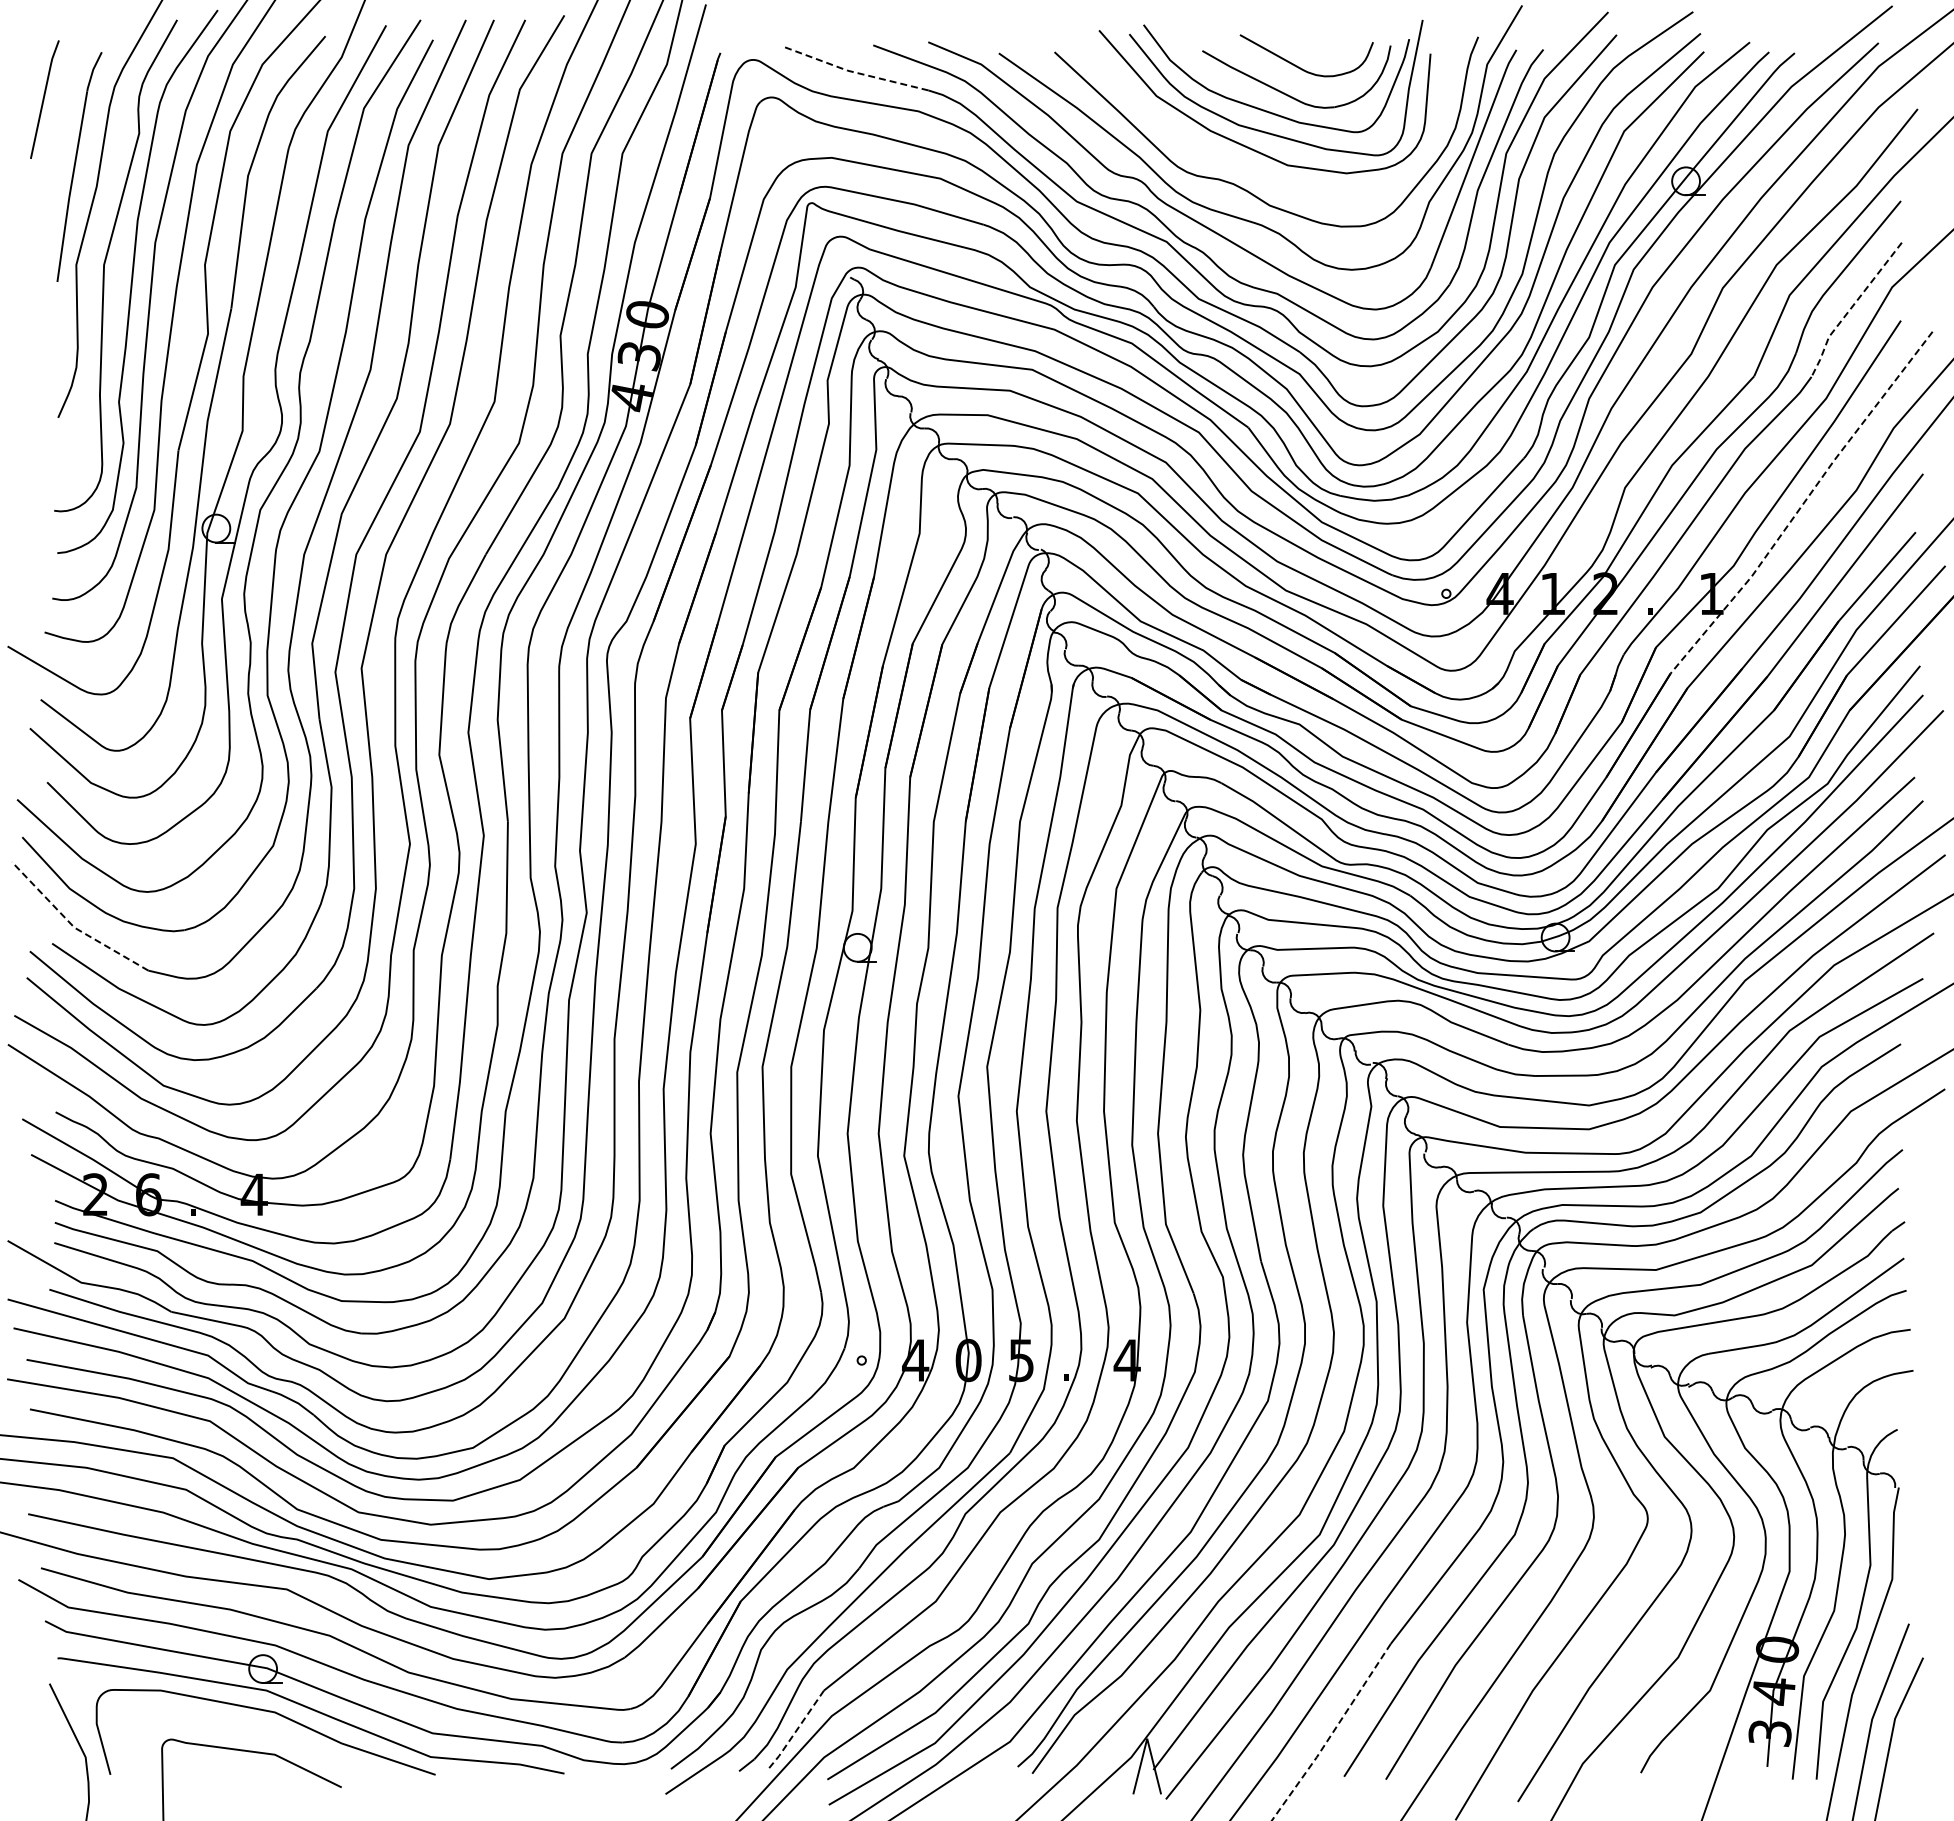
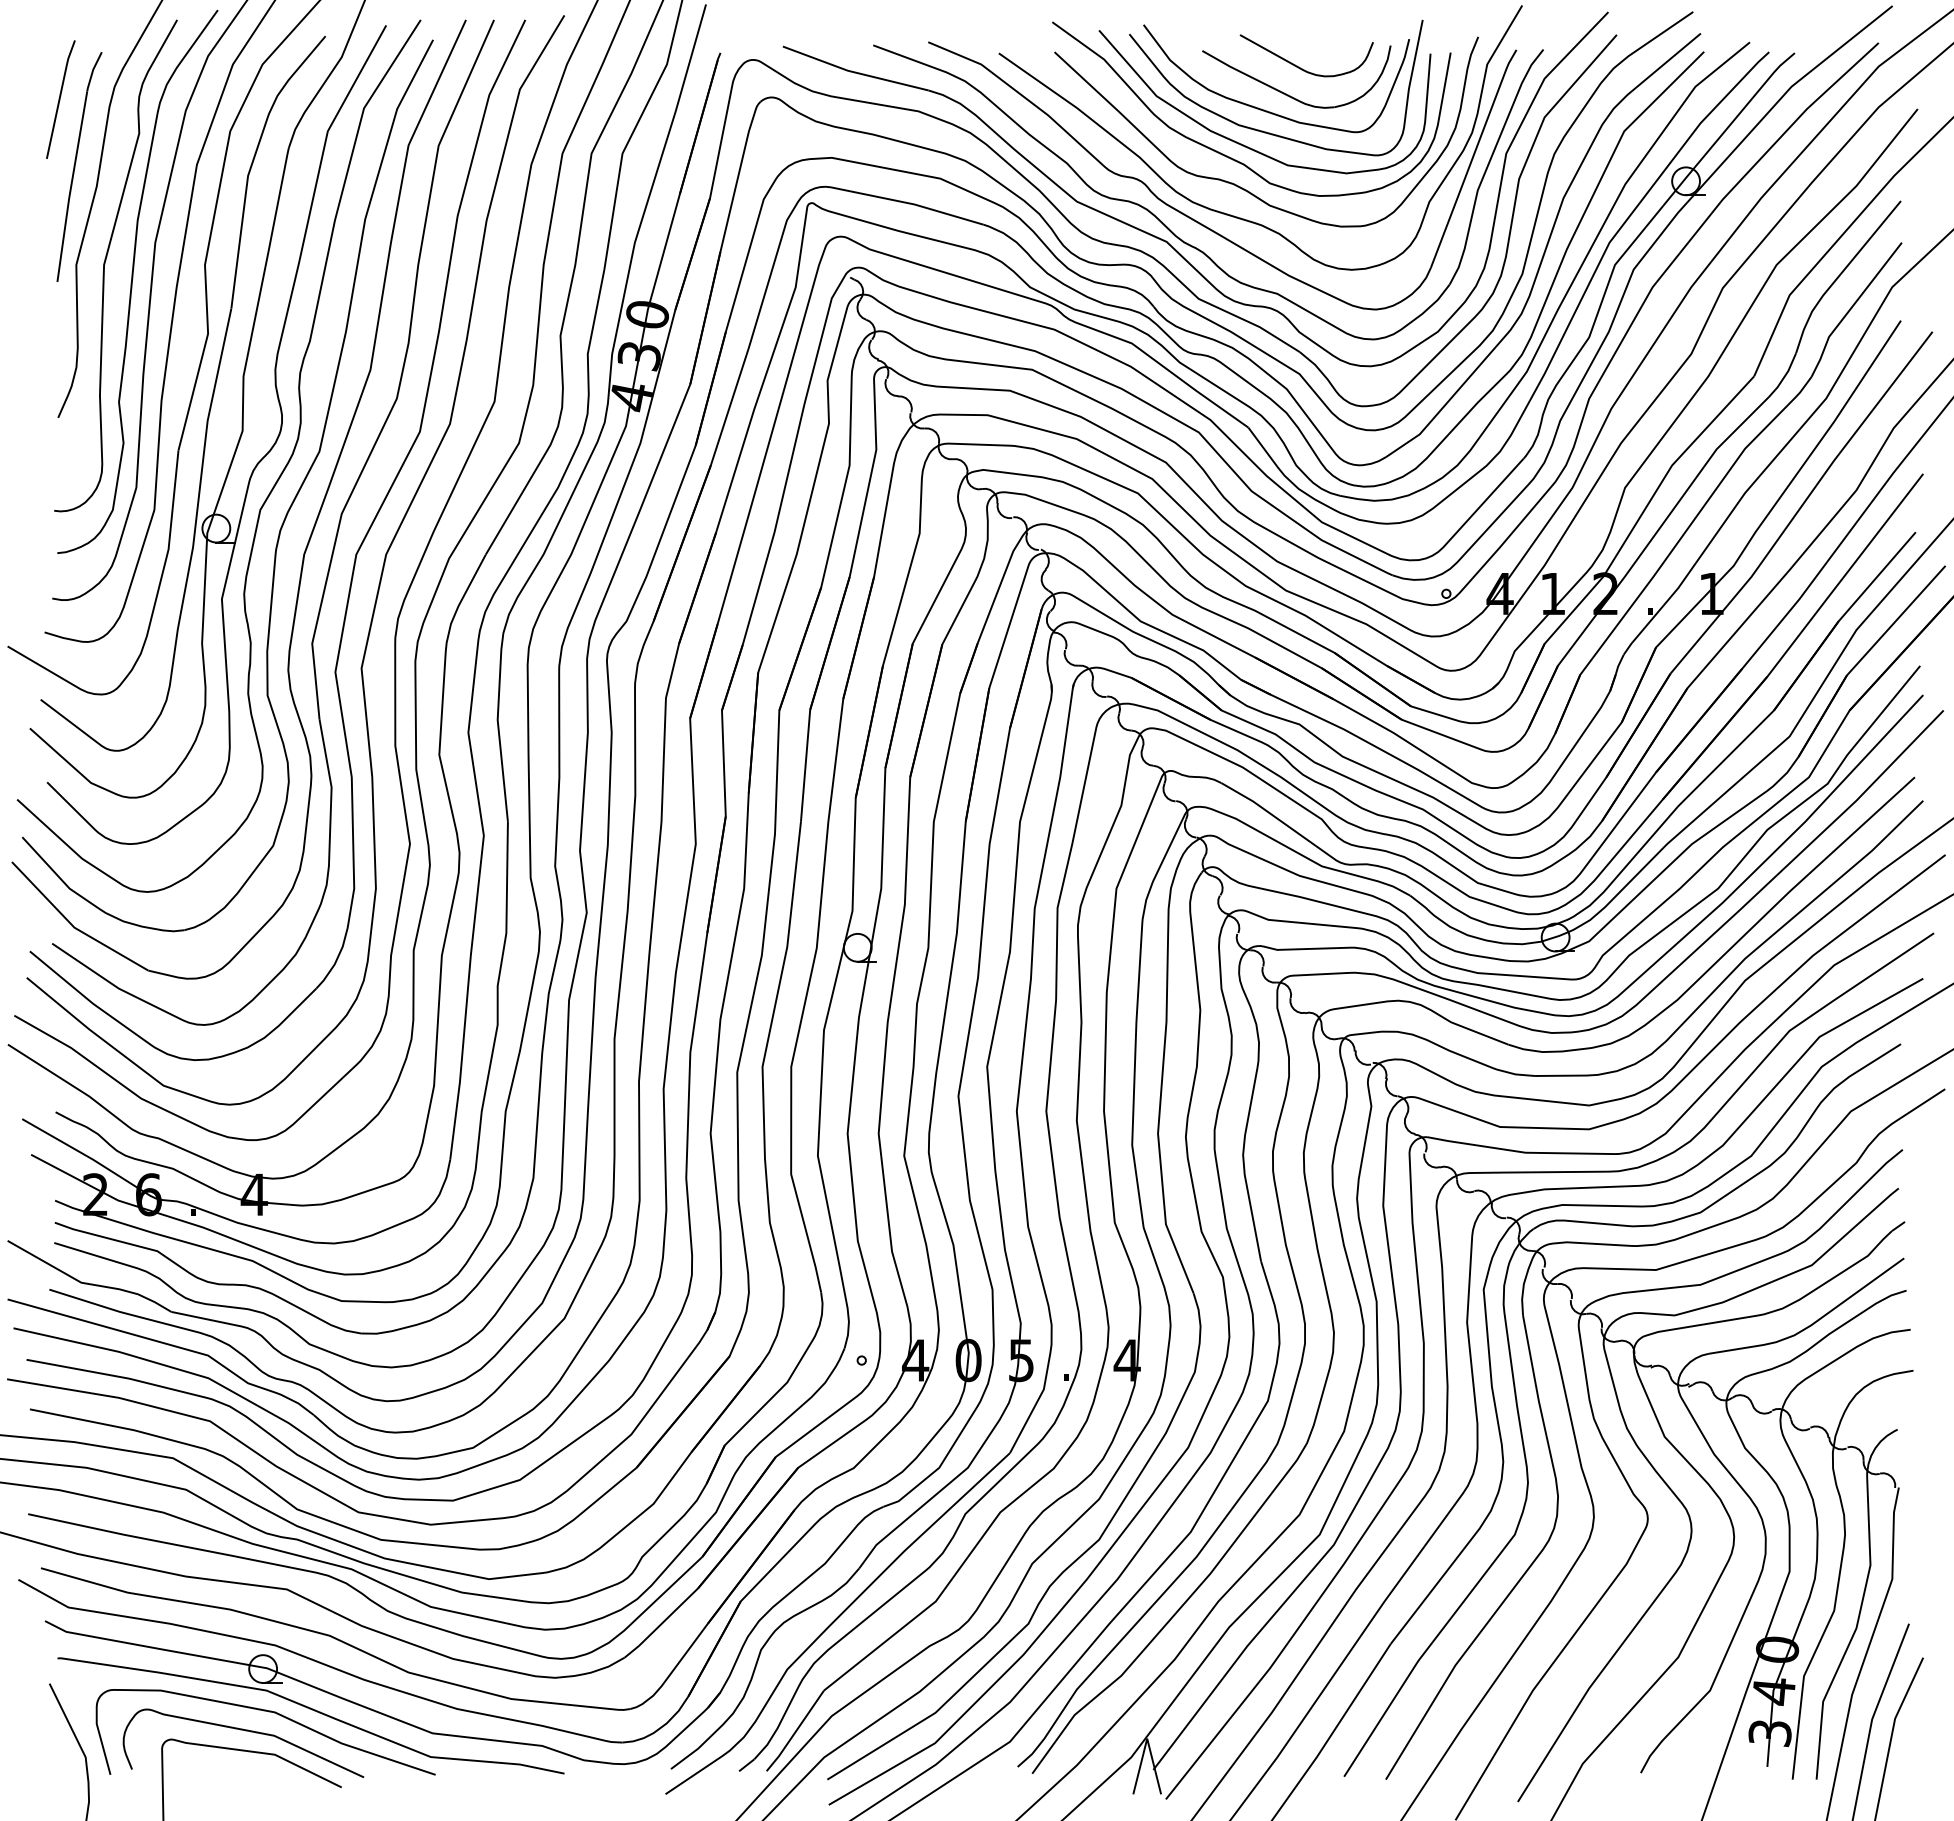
line: dashed -> solid (853, 72)
line position: (44, 99) -> (60, 99) (60, 99)
curve: none -> present (1227, 155)
line: dashed -> solid (1850, 308)
line: dashed -> solid (1802, 504)
line: dashed -> solid (73, 926)
curve: none -> present (245, 1731)
line: dashed -> solid (795, 1732)
line: dashed -> solid (1331, 1734)
